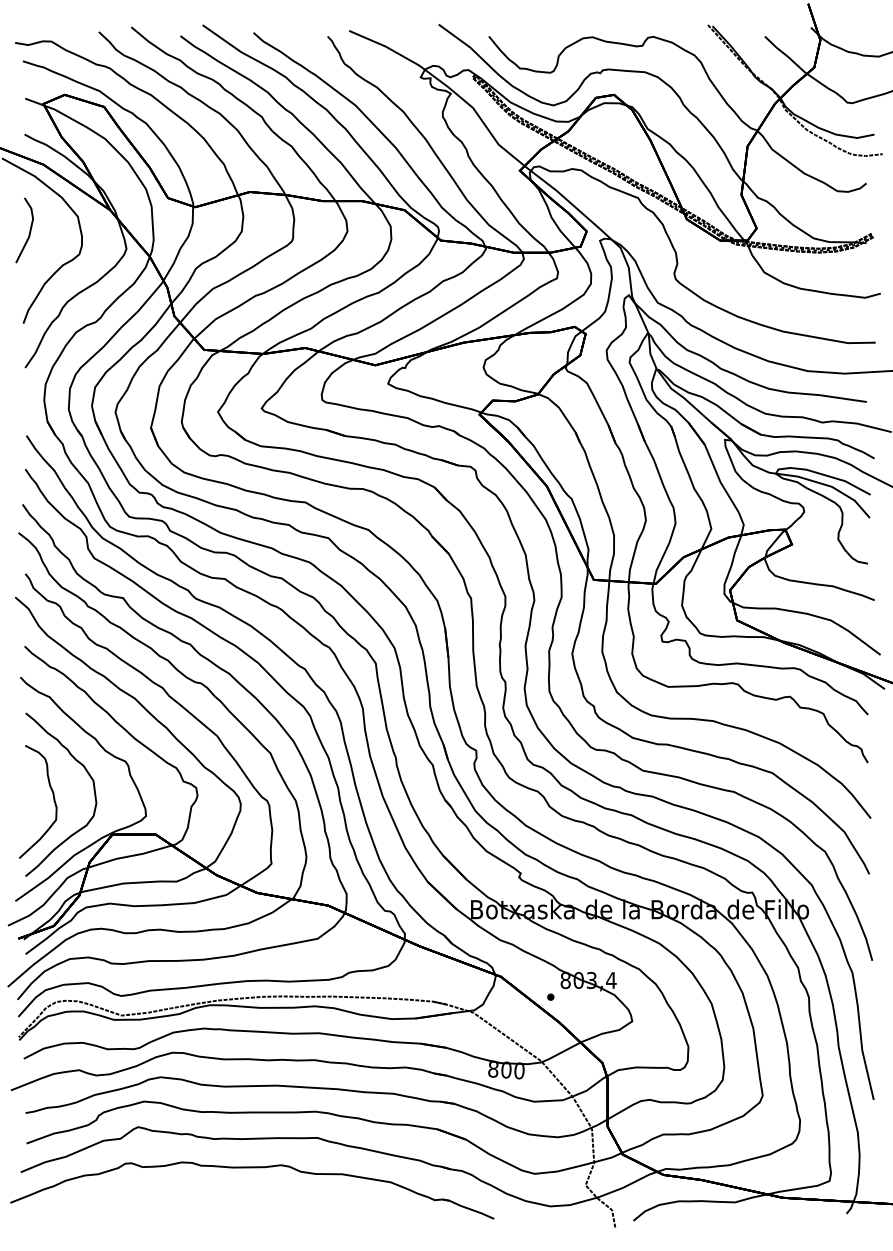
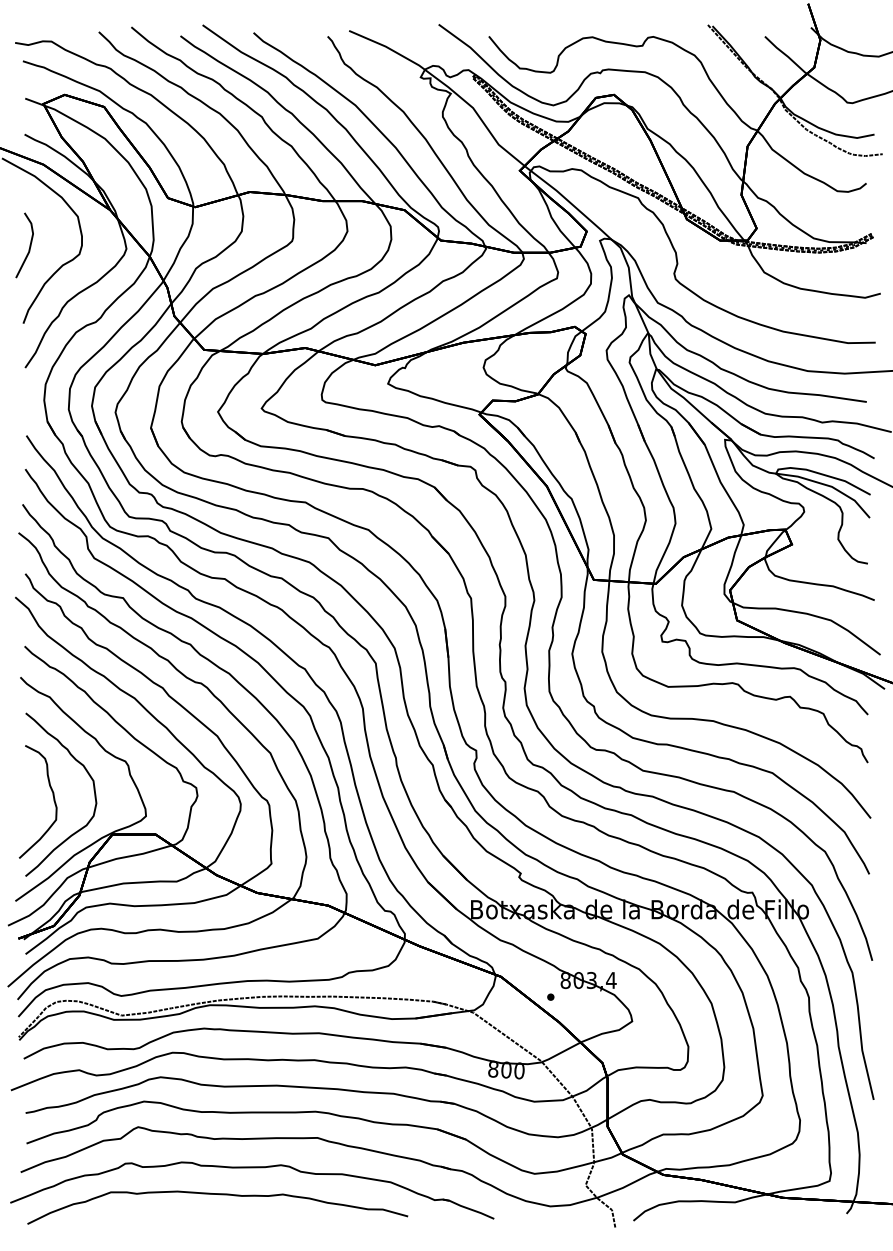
line position: (29, 230) -> (29, 245) (29, 245)
curve: none -> present (220, 1195)
